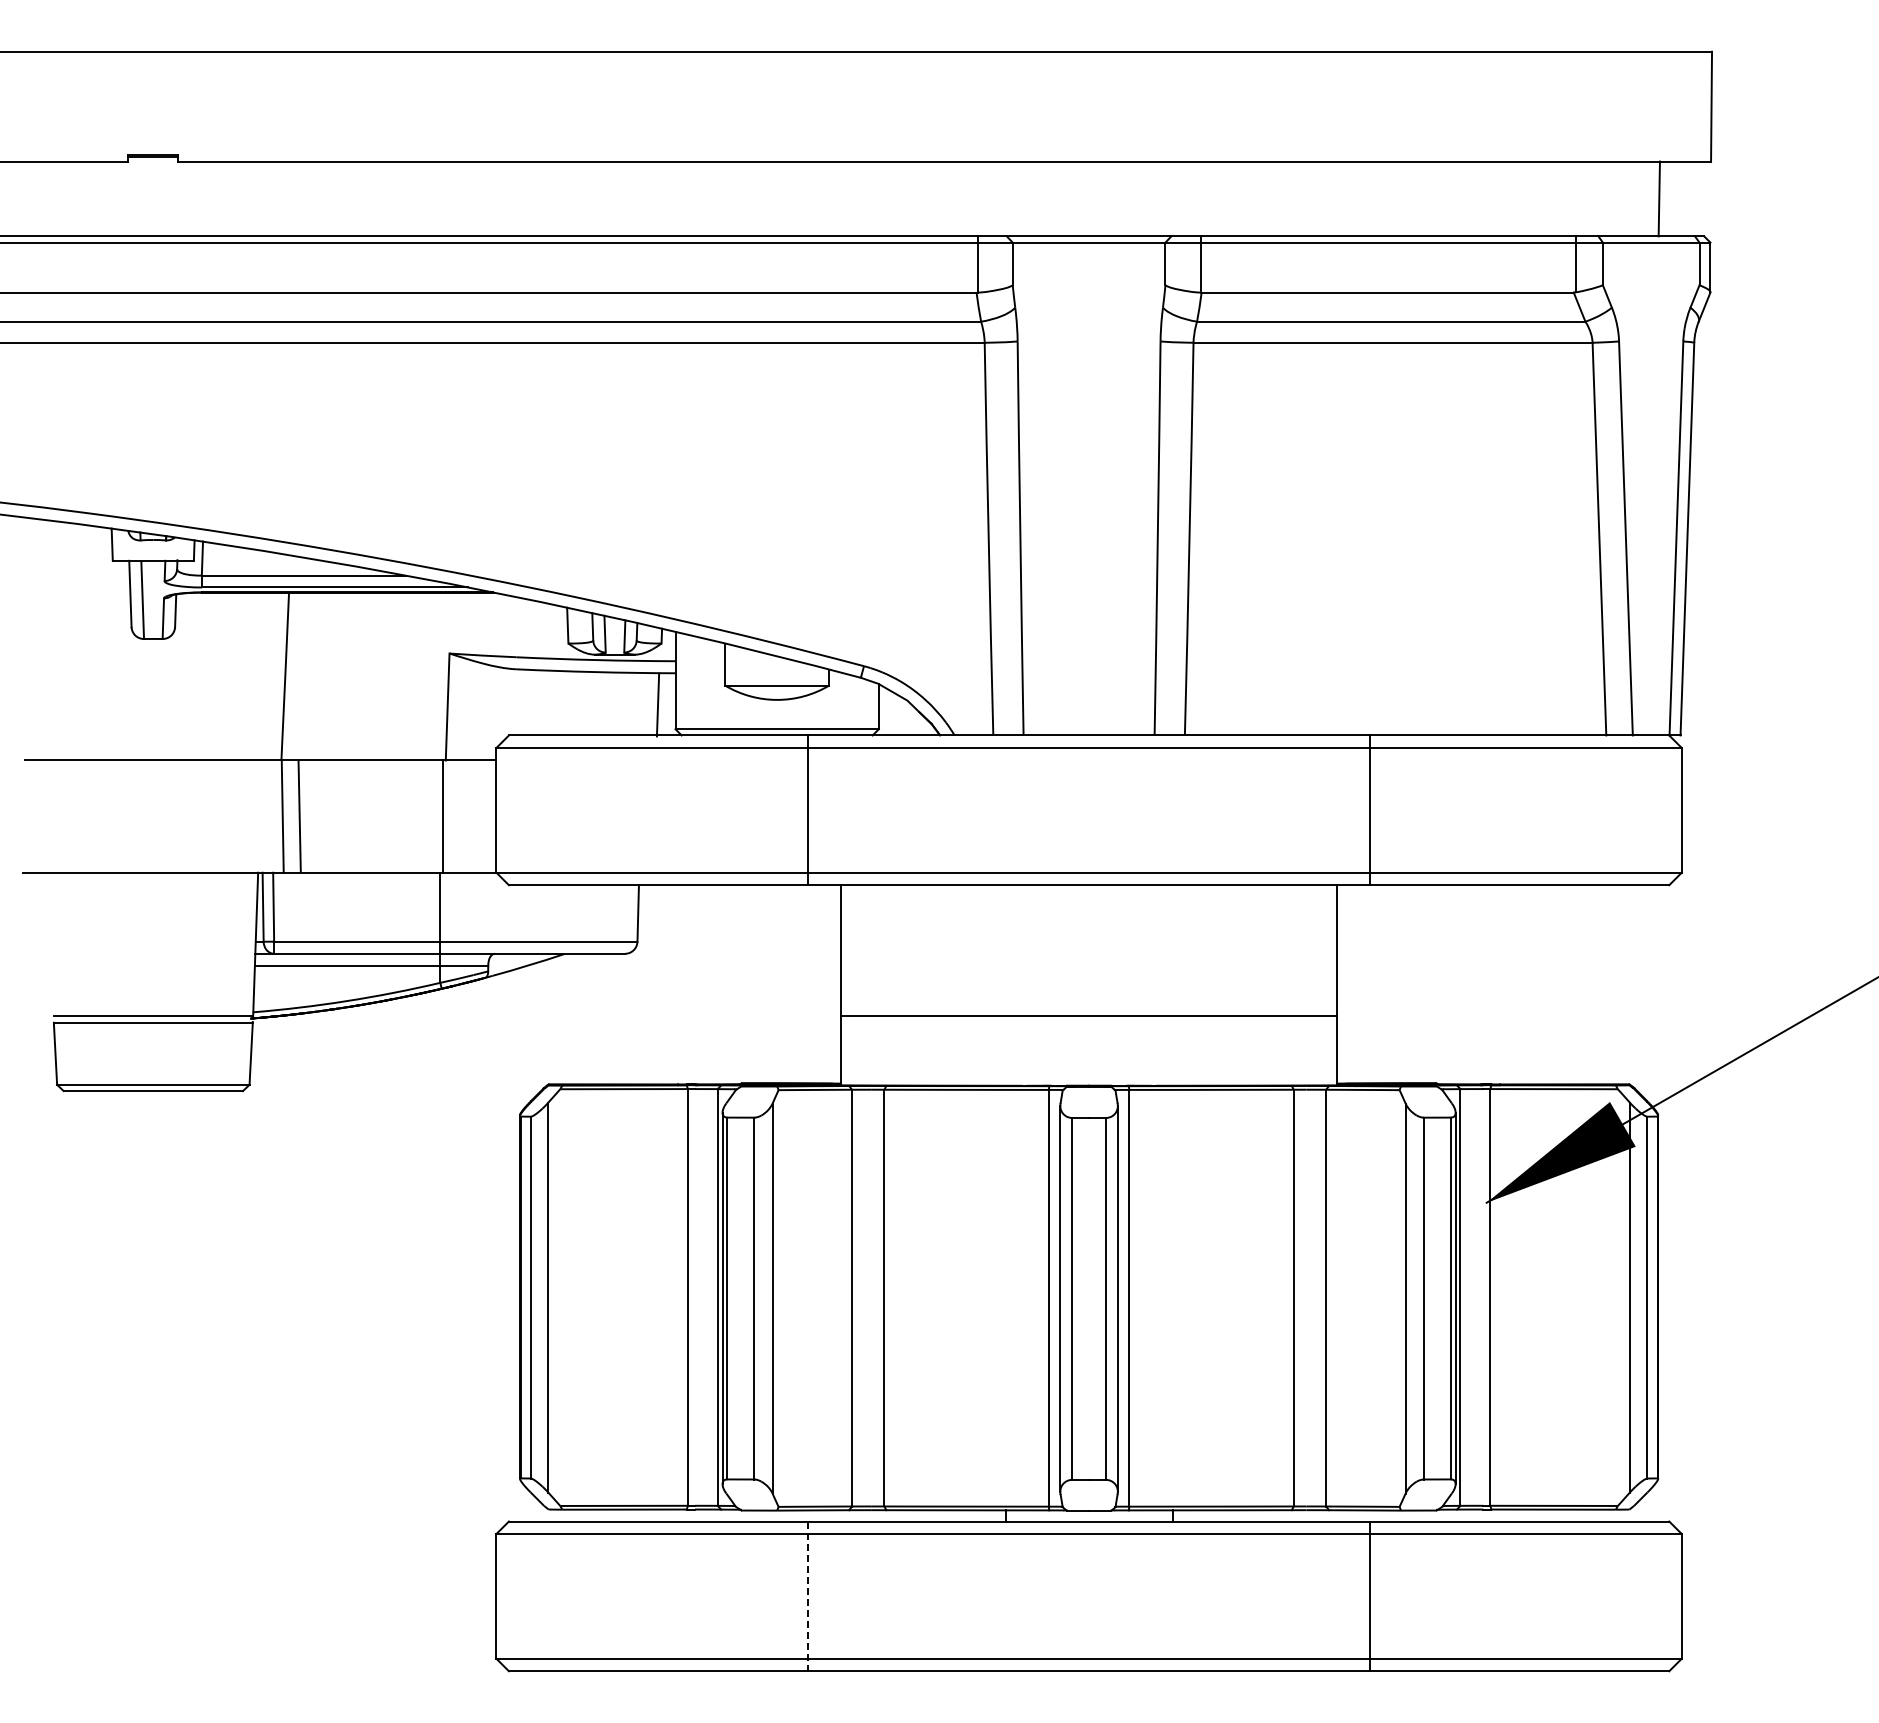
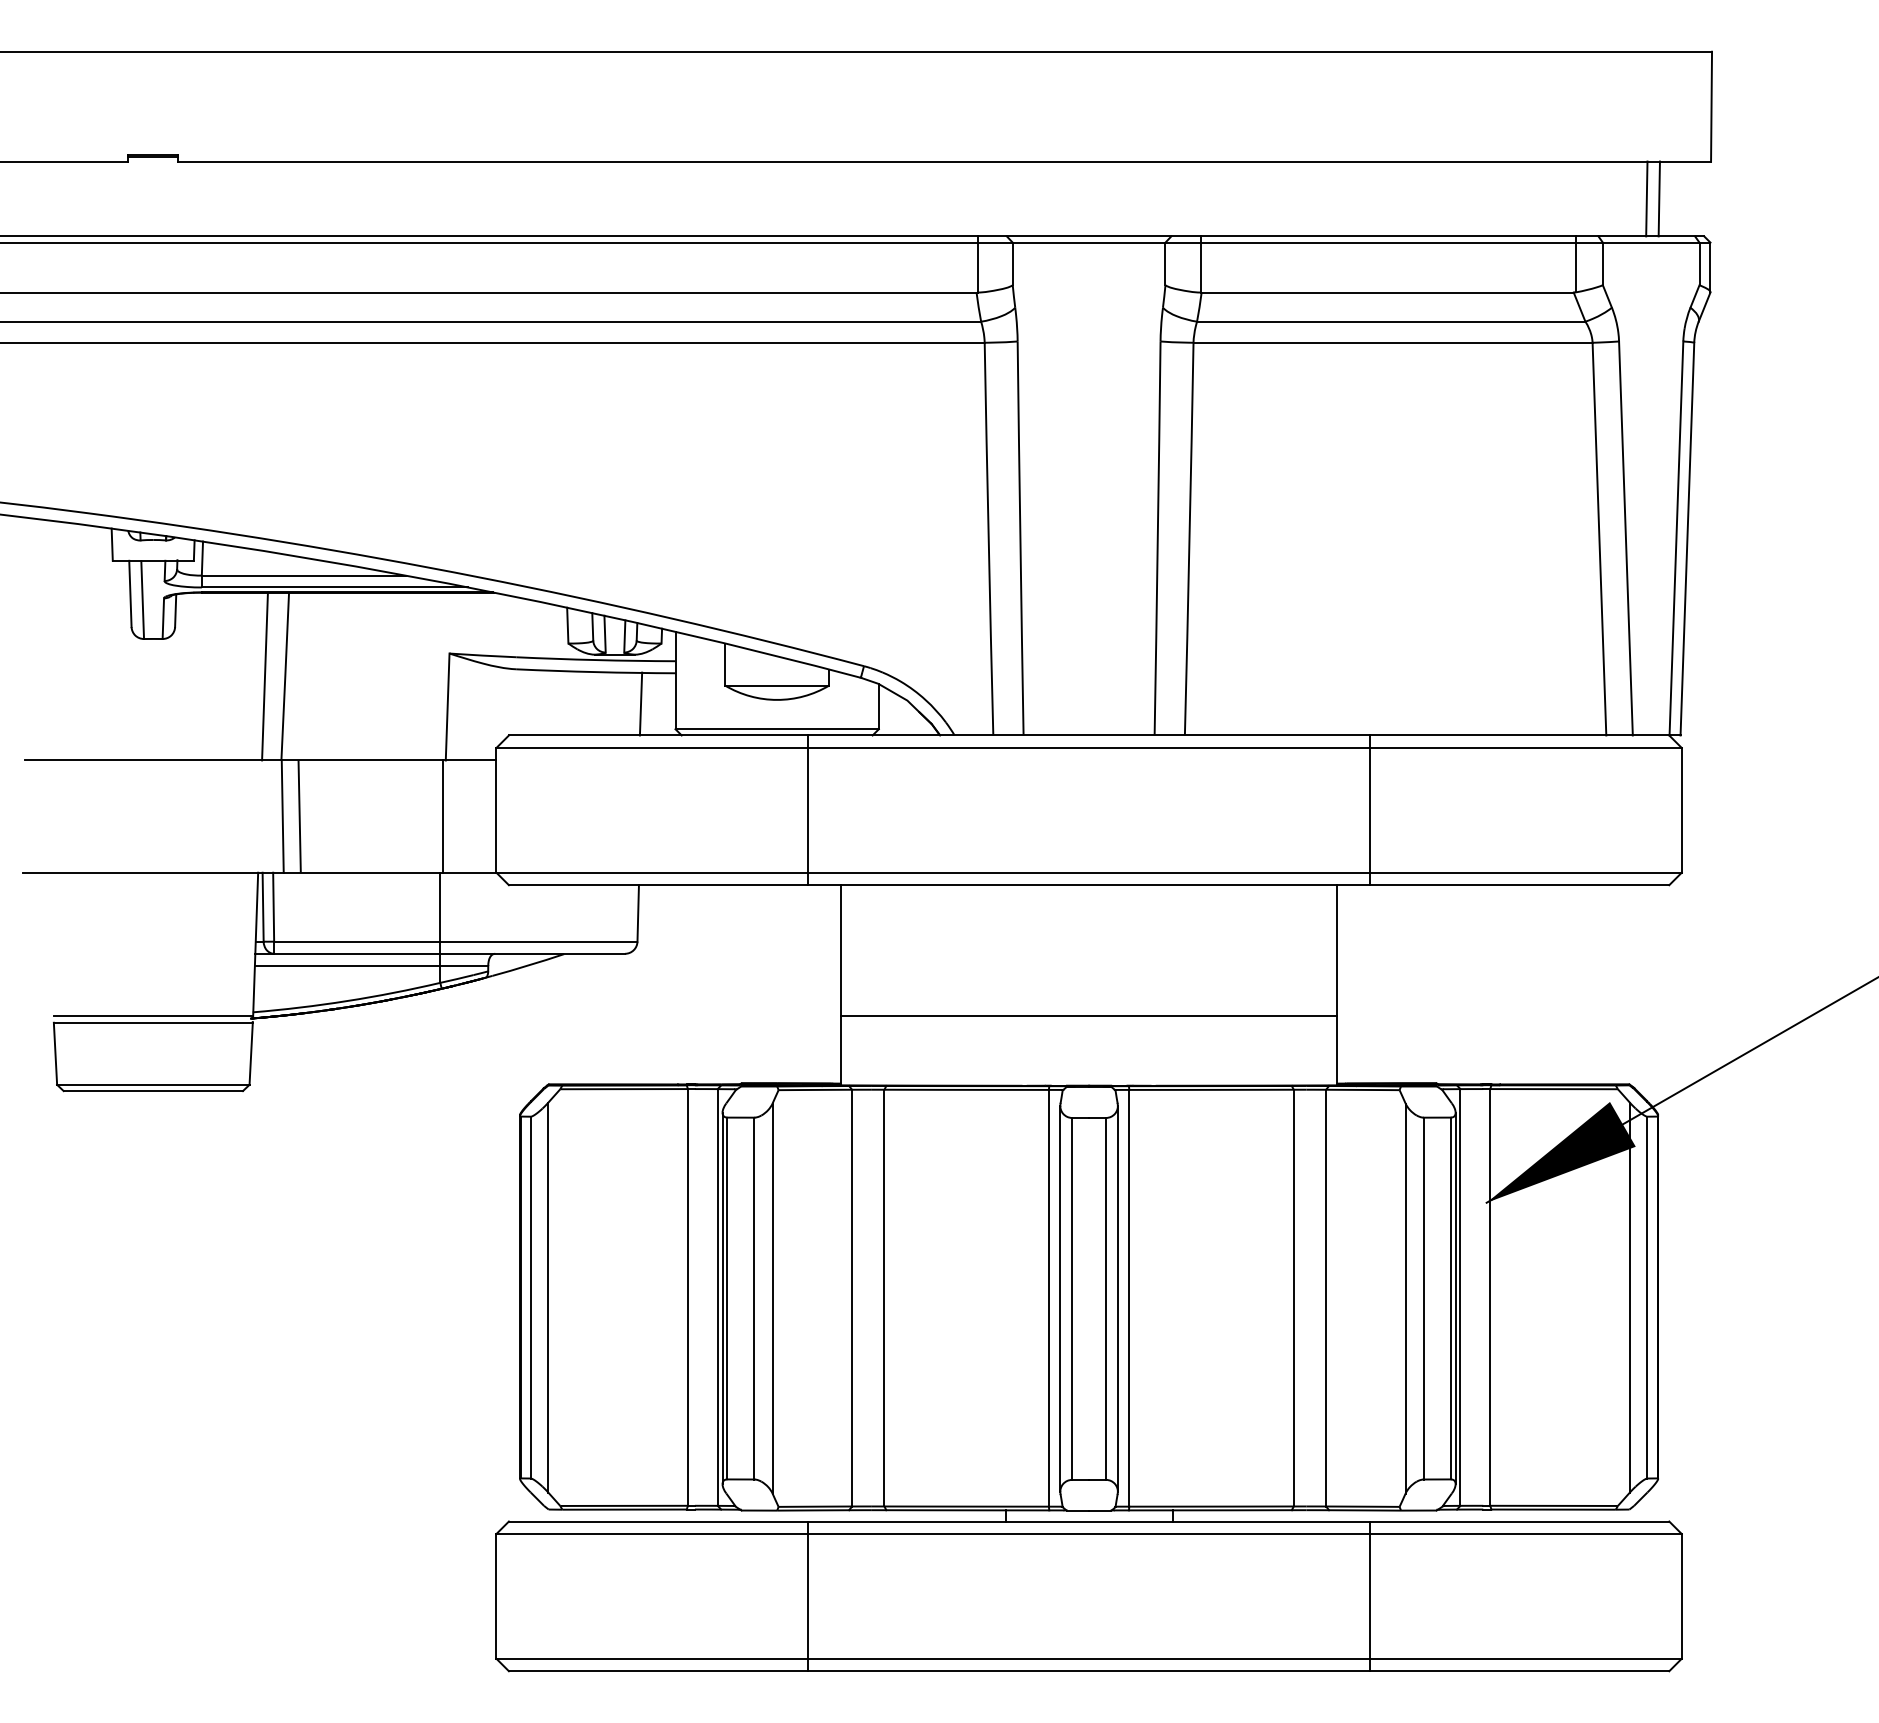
line: none -> present (1646, 198)
line: none -> present (264, 676)
line position: (657, 704) -> (640, 703) (640, 703)
line: dashed -> solid (808, 1596)
